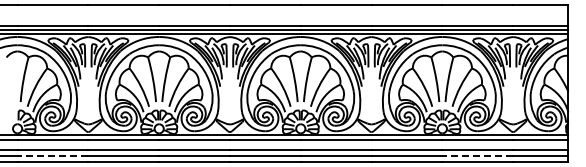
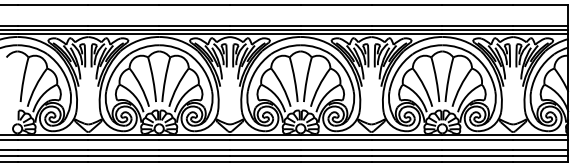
line: dashed -> solid (52, 156)
line: dashed -> solid (477, 156)
